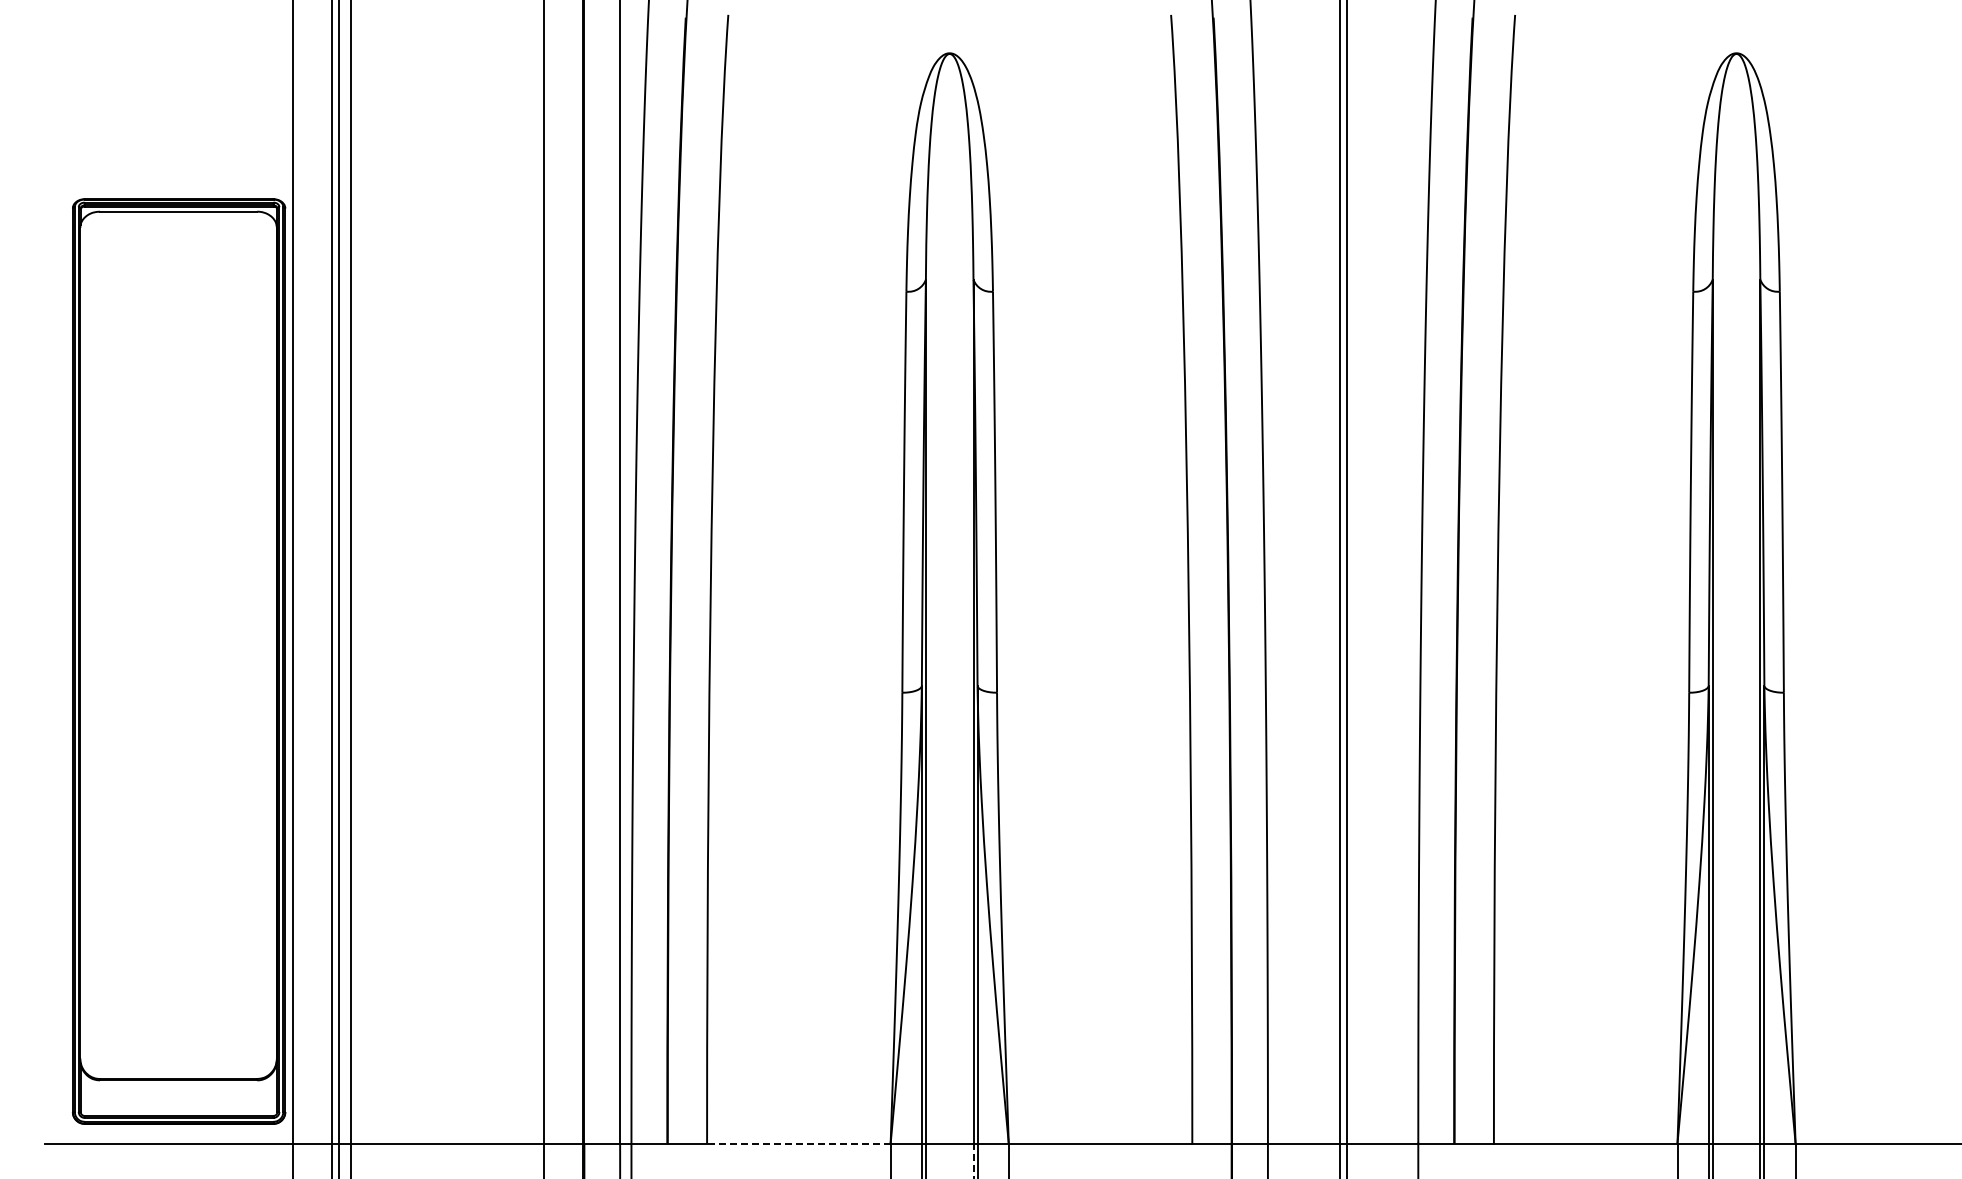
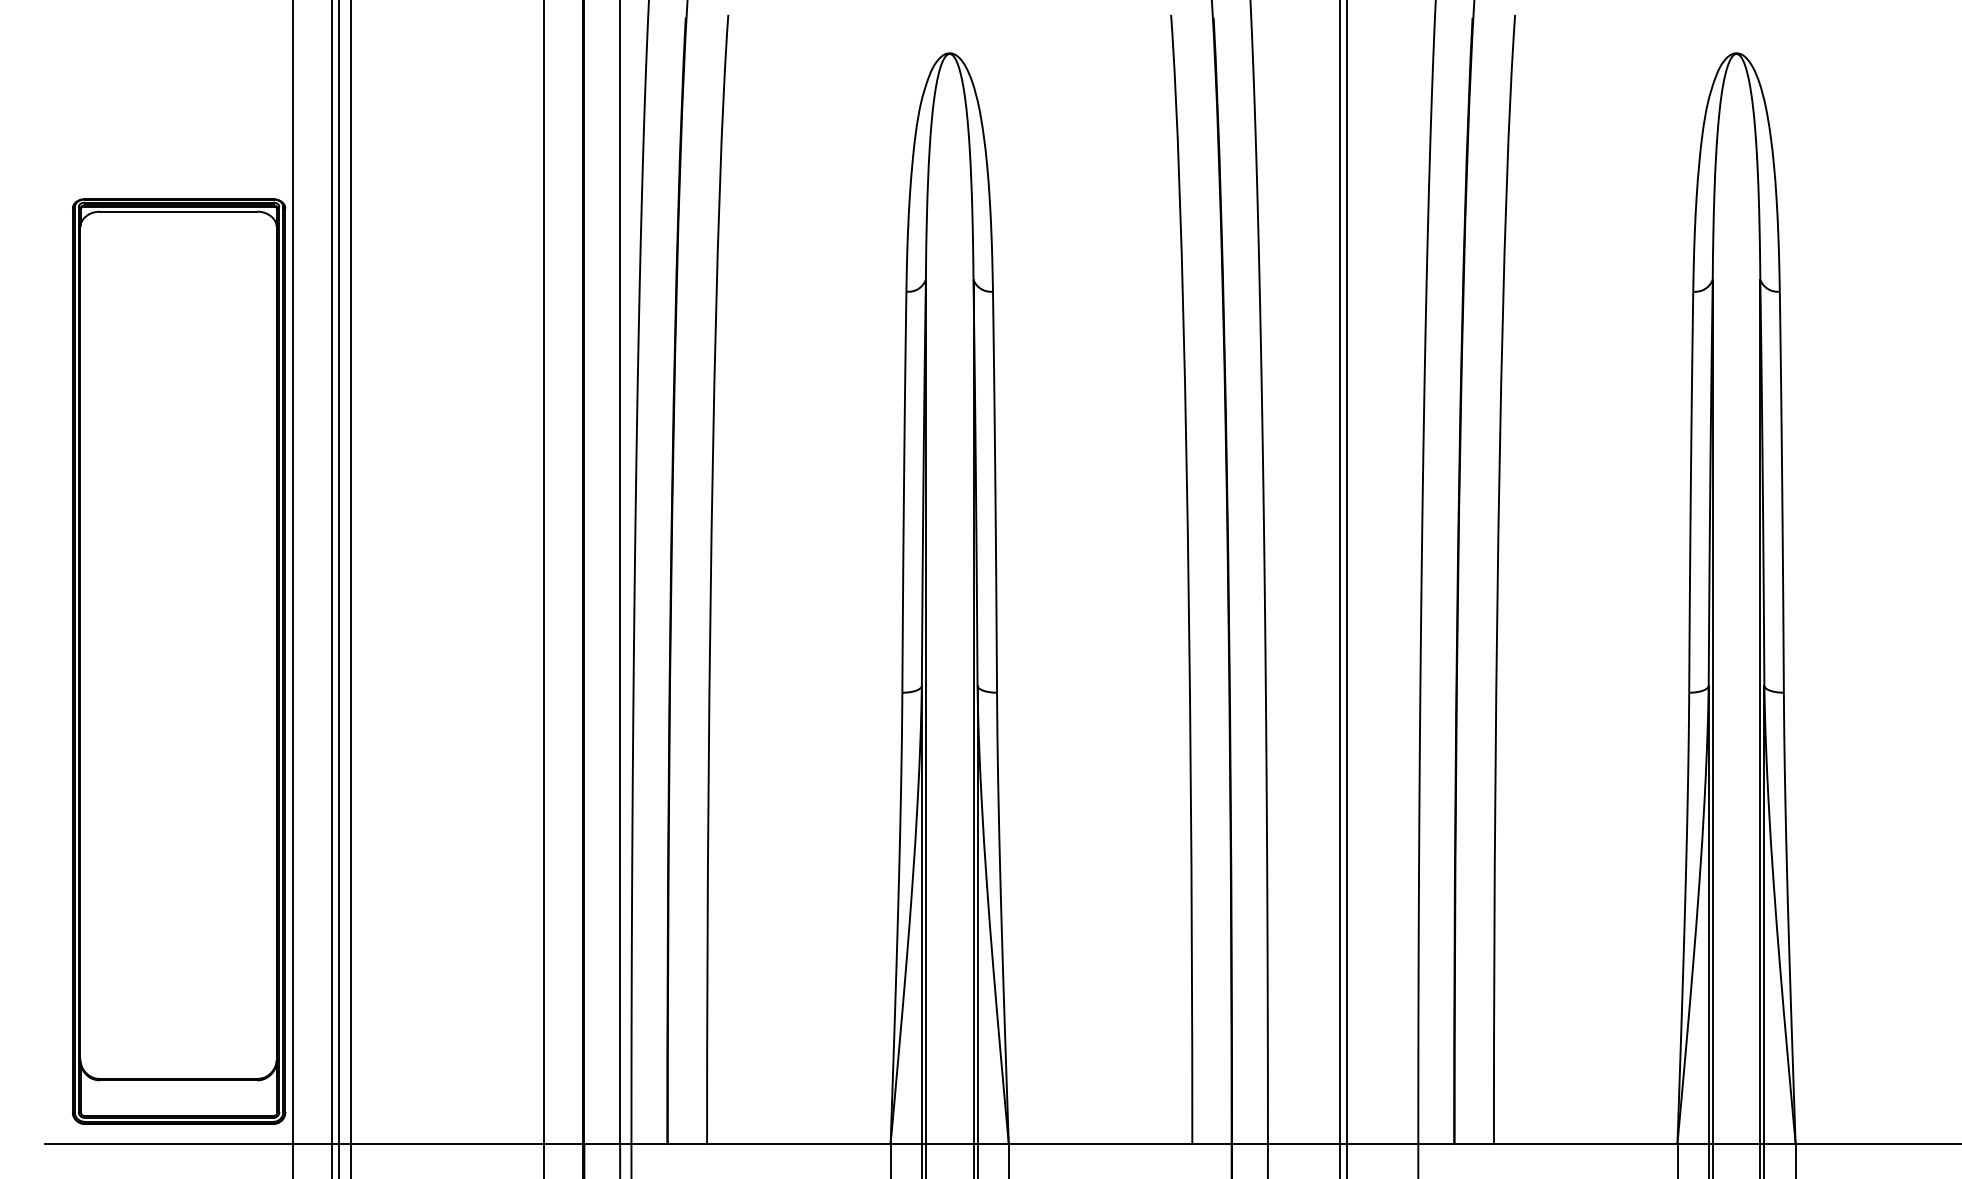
line: dashed -> solid (798, 1143)
line: dashed -> solid (973, 1160)
